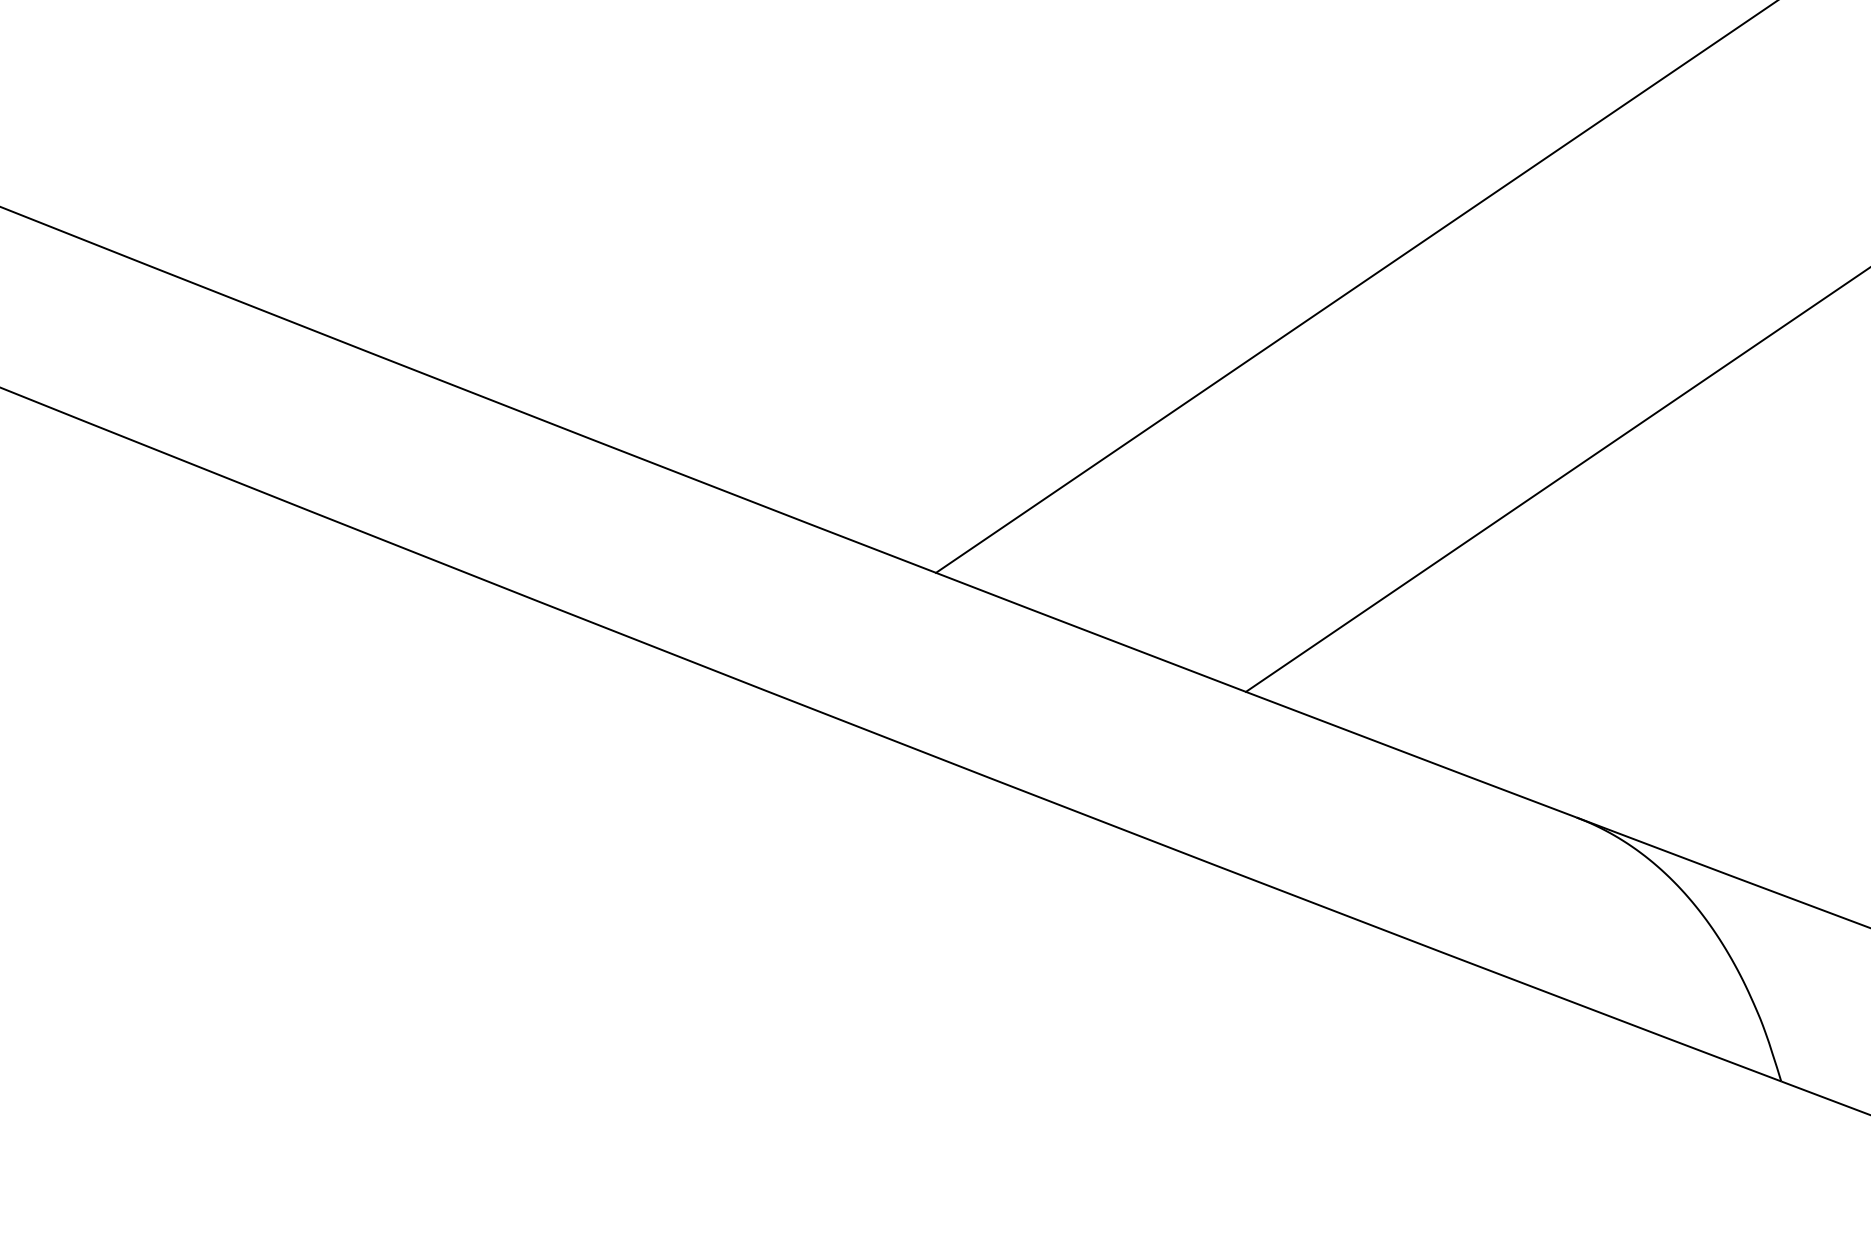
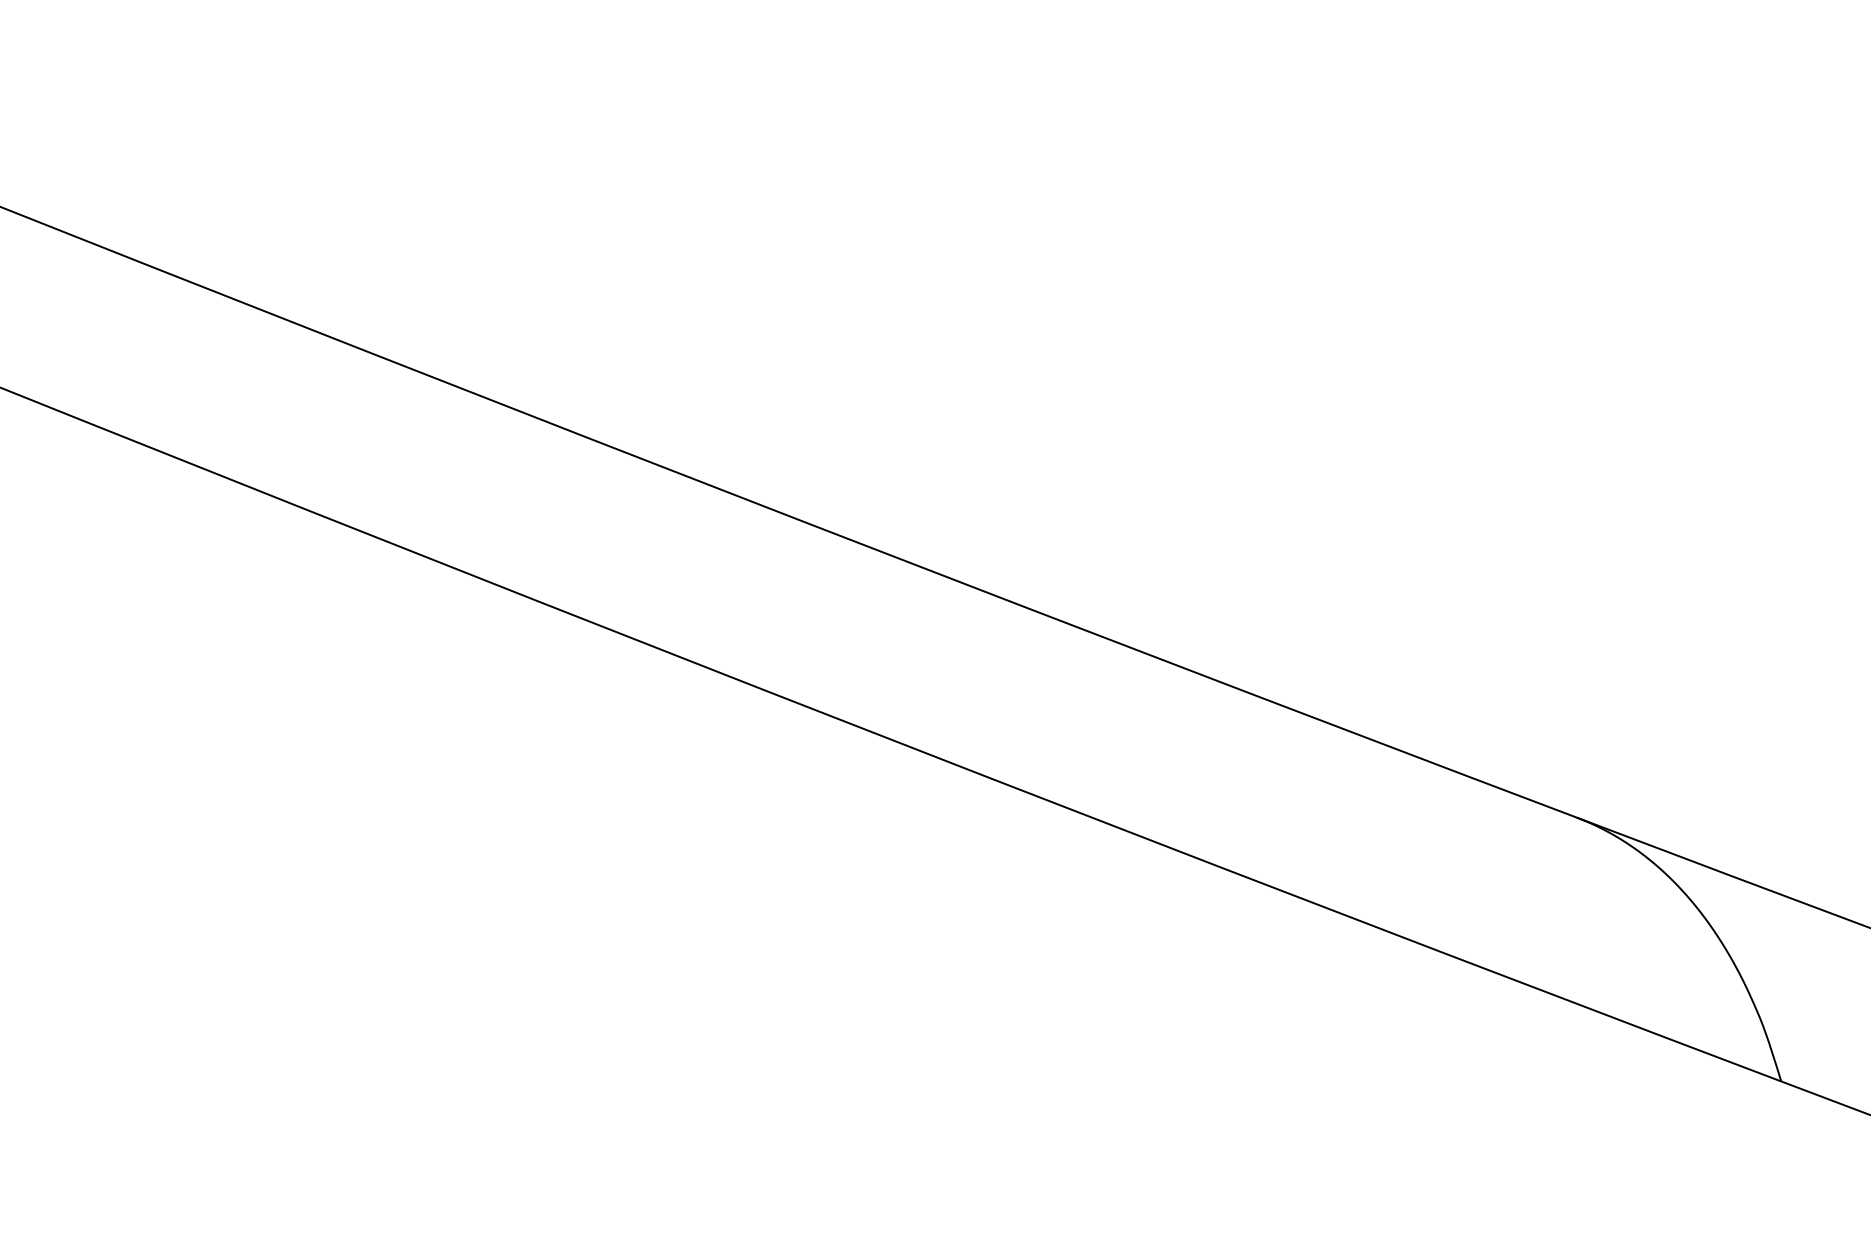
line: present -> none (1355, 287)
line: present -> none (1556, 480)
